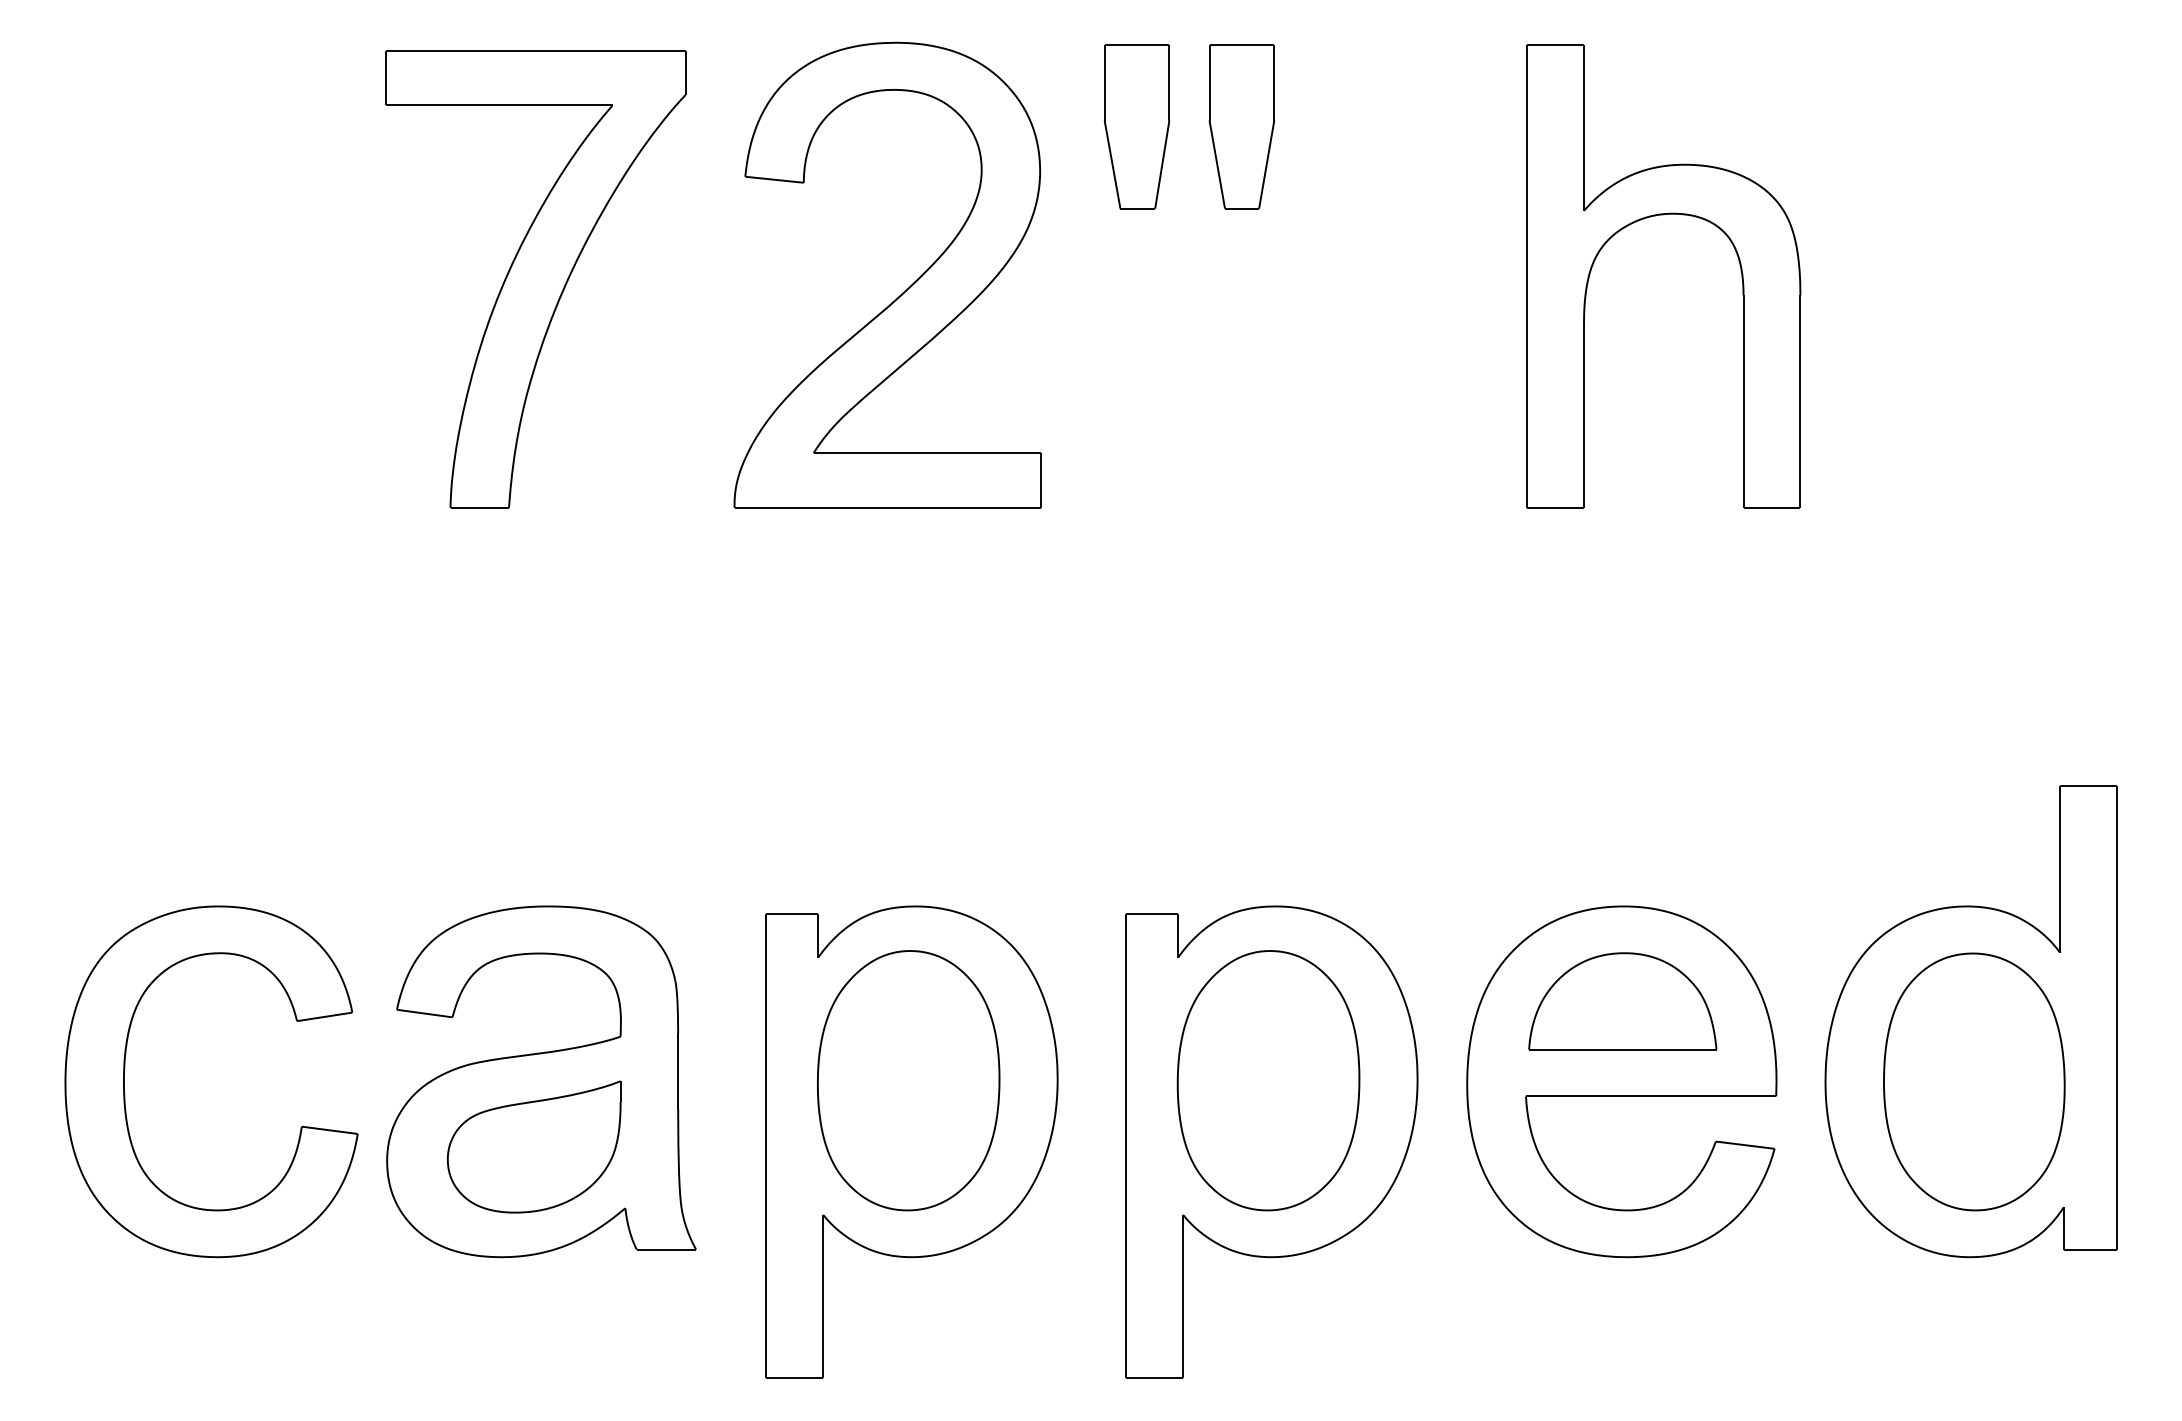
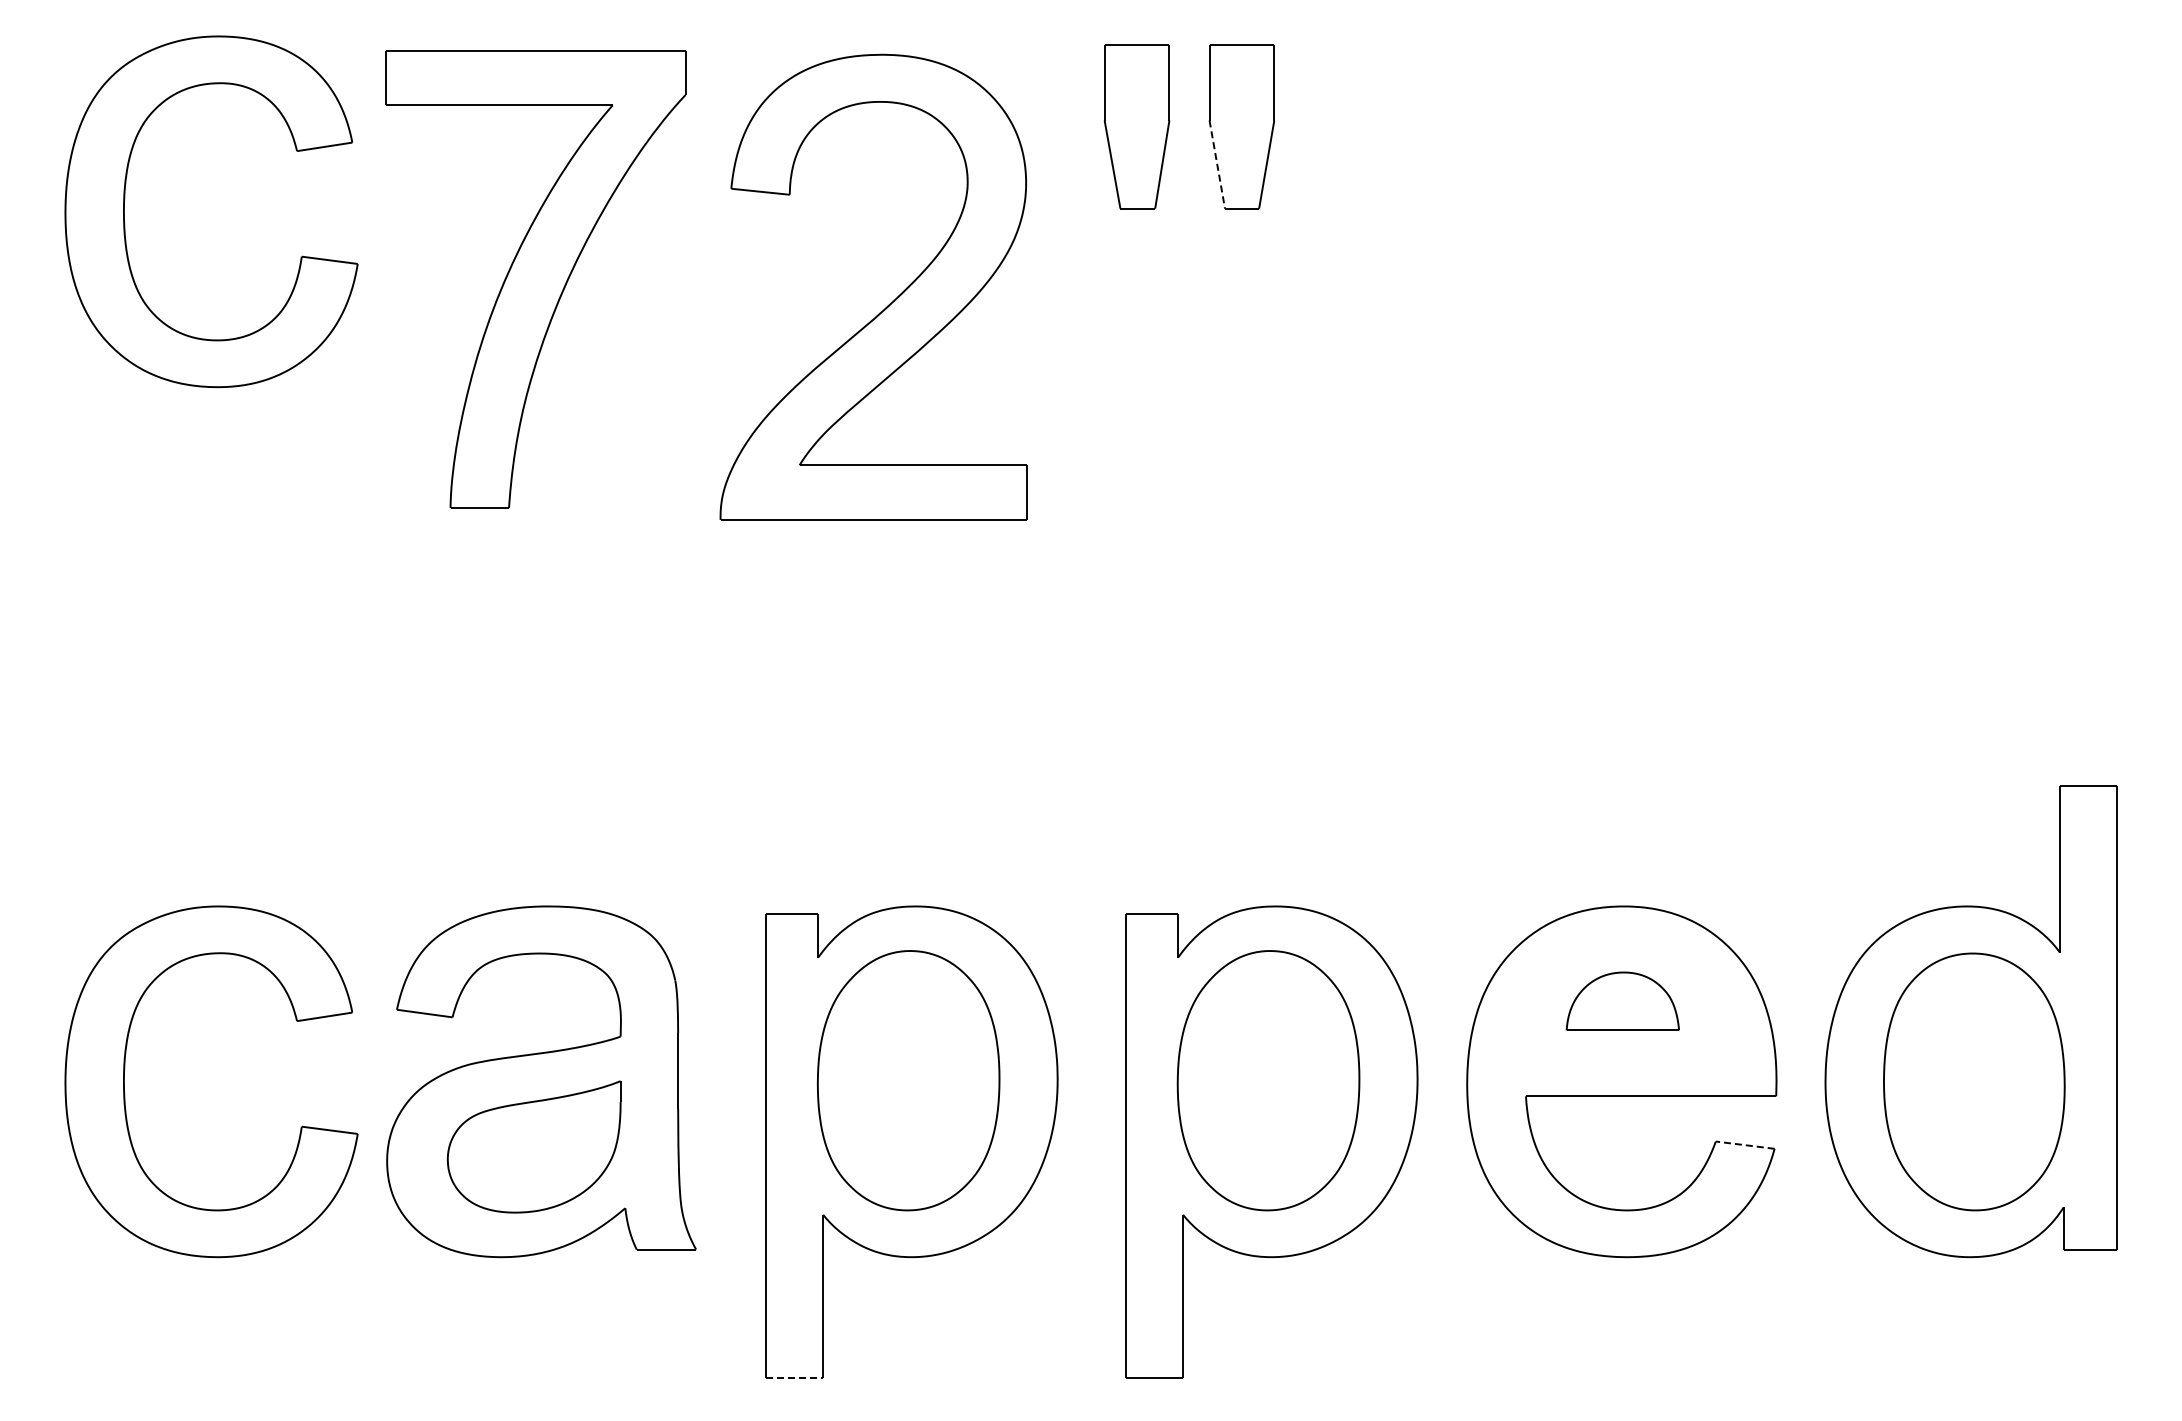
line: solid -> dashed (1217, 164)
part: none -> present (125, 199)
part: present -> none (1644, 219)
part position: (904, 290) -> (890, 302) (890, 302)
part size: 190x99 px -> 115x60 px (1622, 1000)
line: solid -> dashed (1745, 1145)
line: solid -> dashed (795, 1378)
